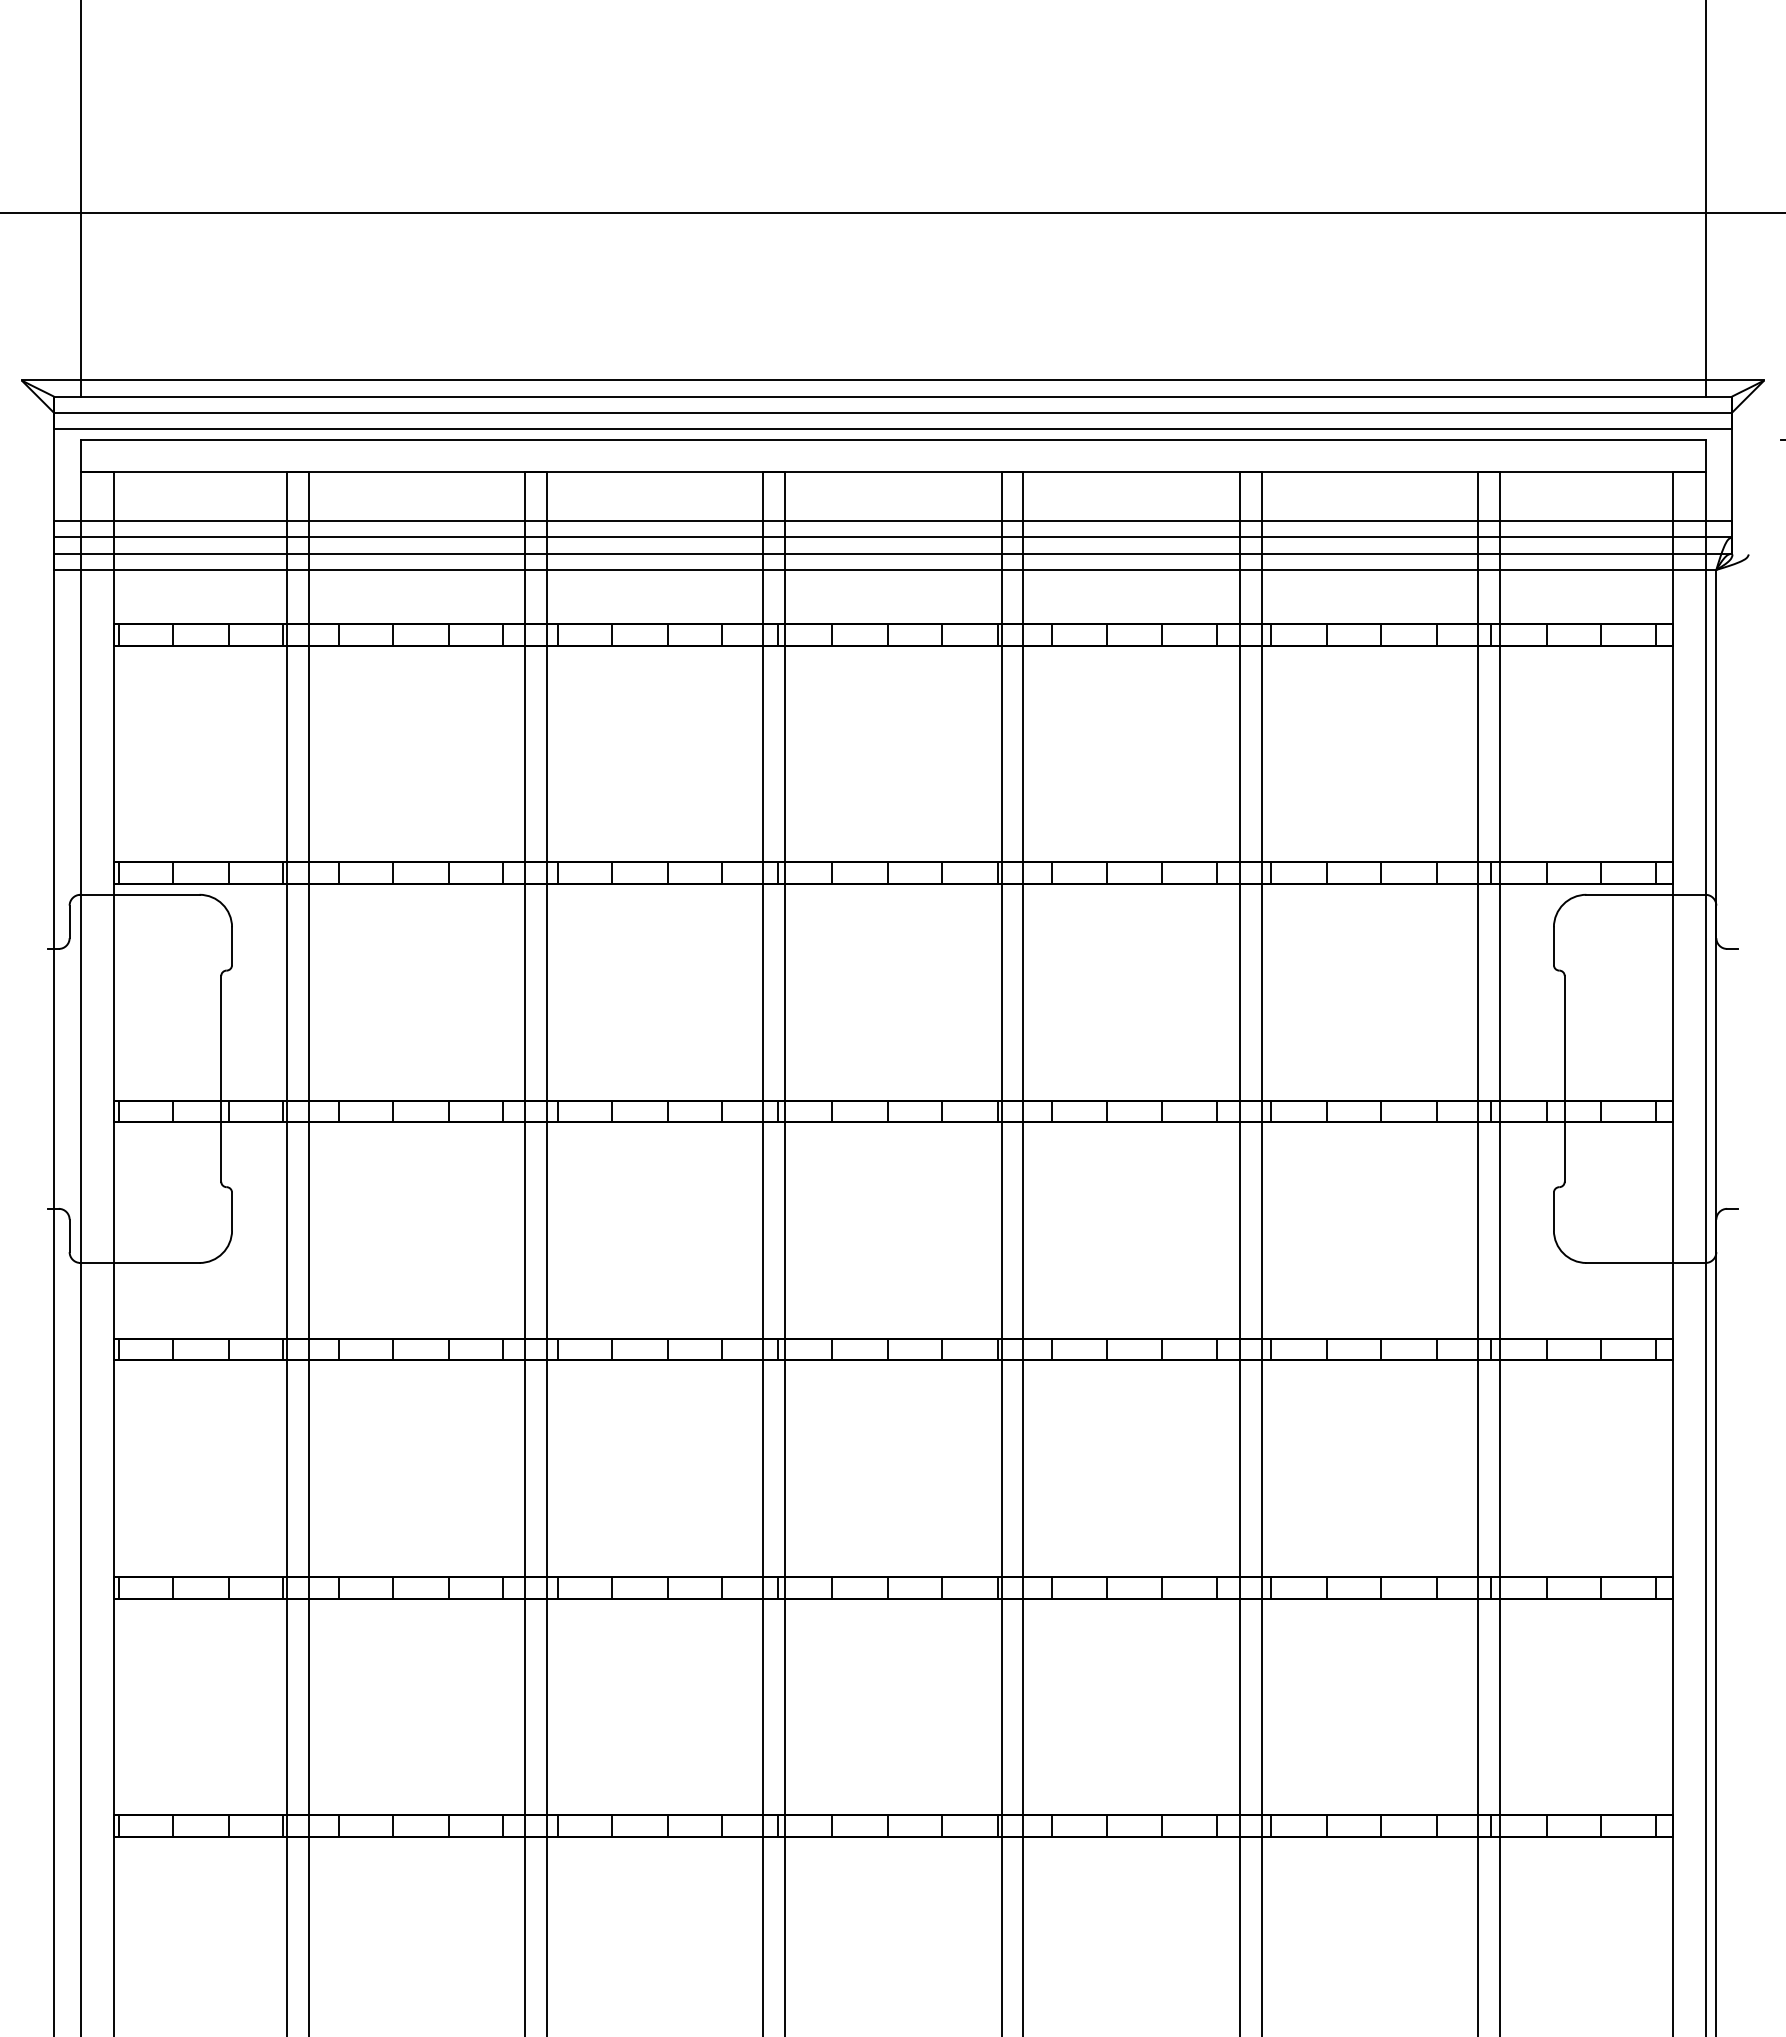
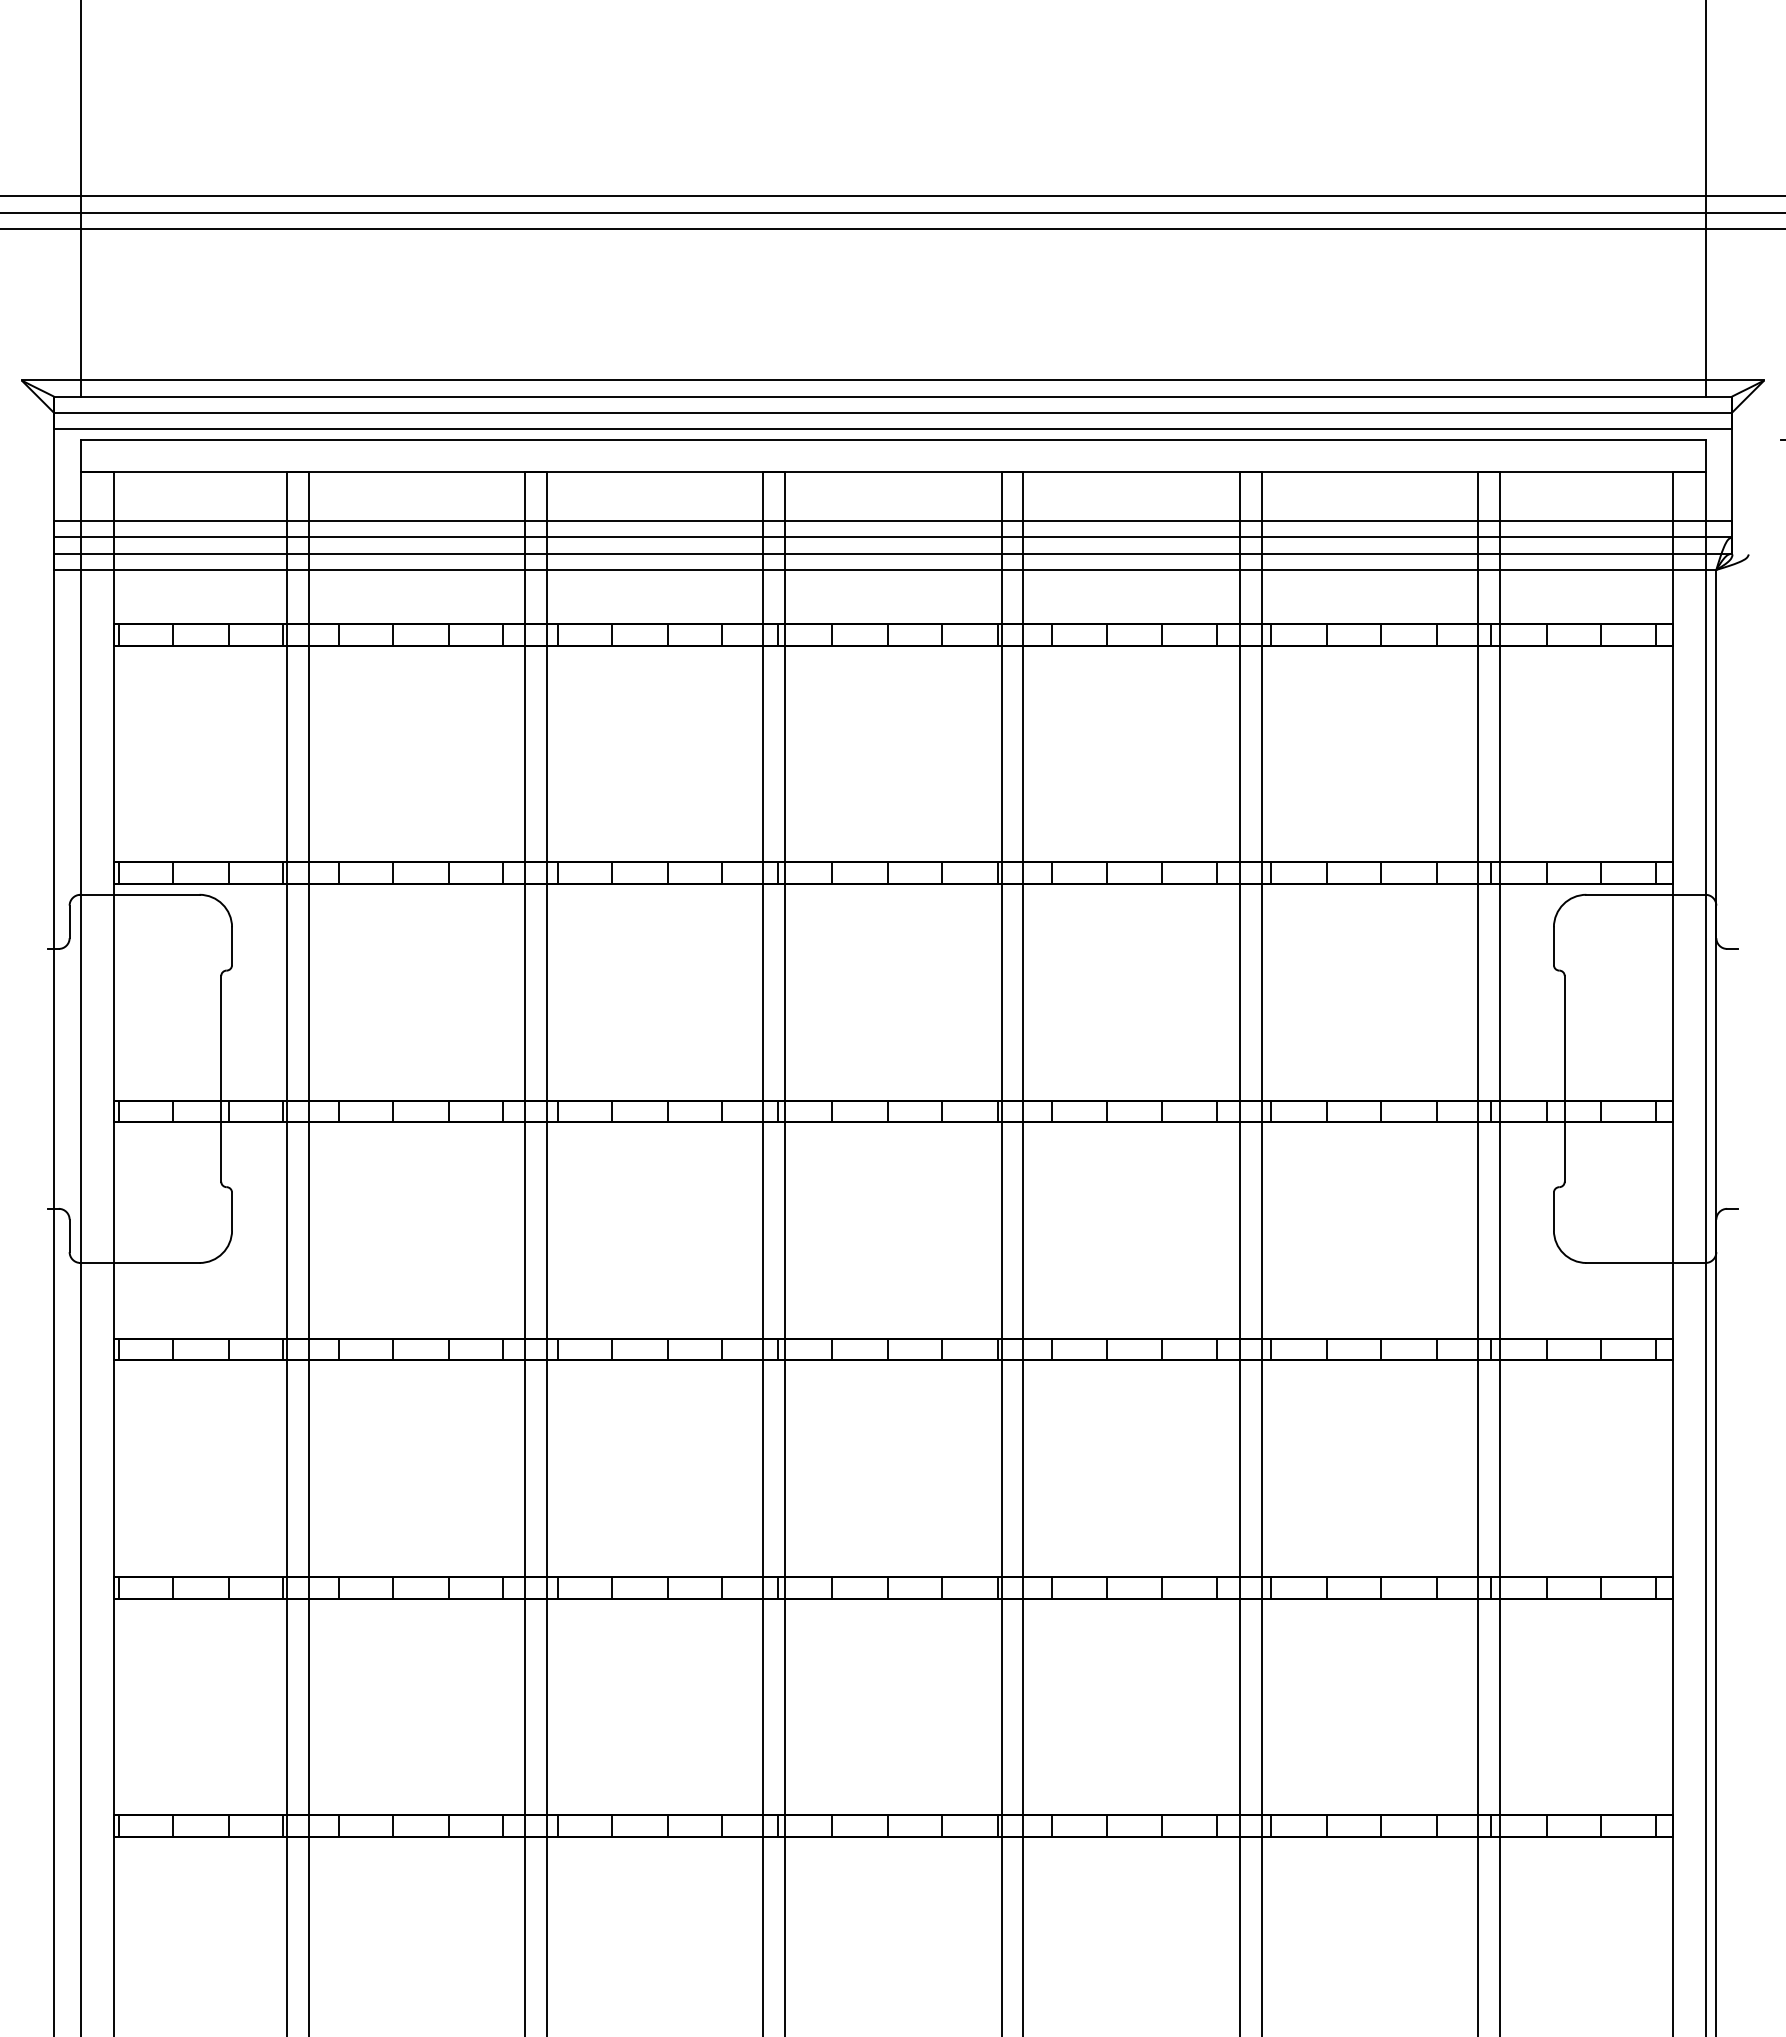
line: none -> present (892, 196)
line: none -> present (892, 228)
